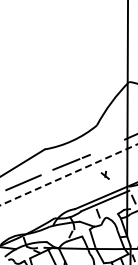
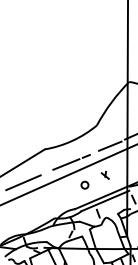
line: none -> present (110, 145)
line: dashed -> solid (68, 175)
circle: none -> present (84, 184)
